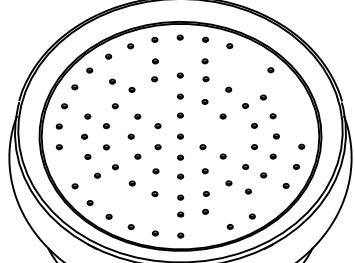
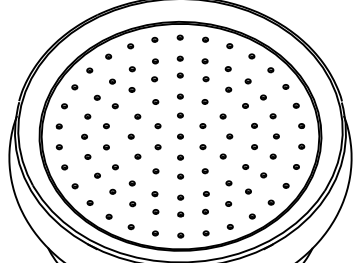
part: none -> present (251, 56)
part: none -> present (179, 58)
part: none -> present (227, 68)
part: none -> present (131, 69)
part: none -> present (247, 81)
part: none -> present (285, 86)
part: none -> present (96, 97)
part: none -> present (155, 101)
part: none -> present (295, 105)
part: none -> present (202, 125)
part: none -> present (301, 125)
part: none -> present (229, 136)
part: none -> present (64, 167)
part: none -> present (112, 191)
part: none -> present (270, 202)
part: none -> present (228, 203)
part: none -> present (132, 204)
part: none -> present (155, 211)
part: none -> present (205, 233)
